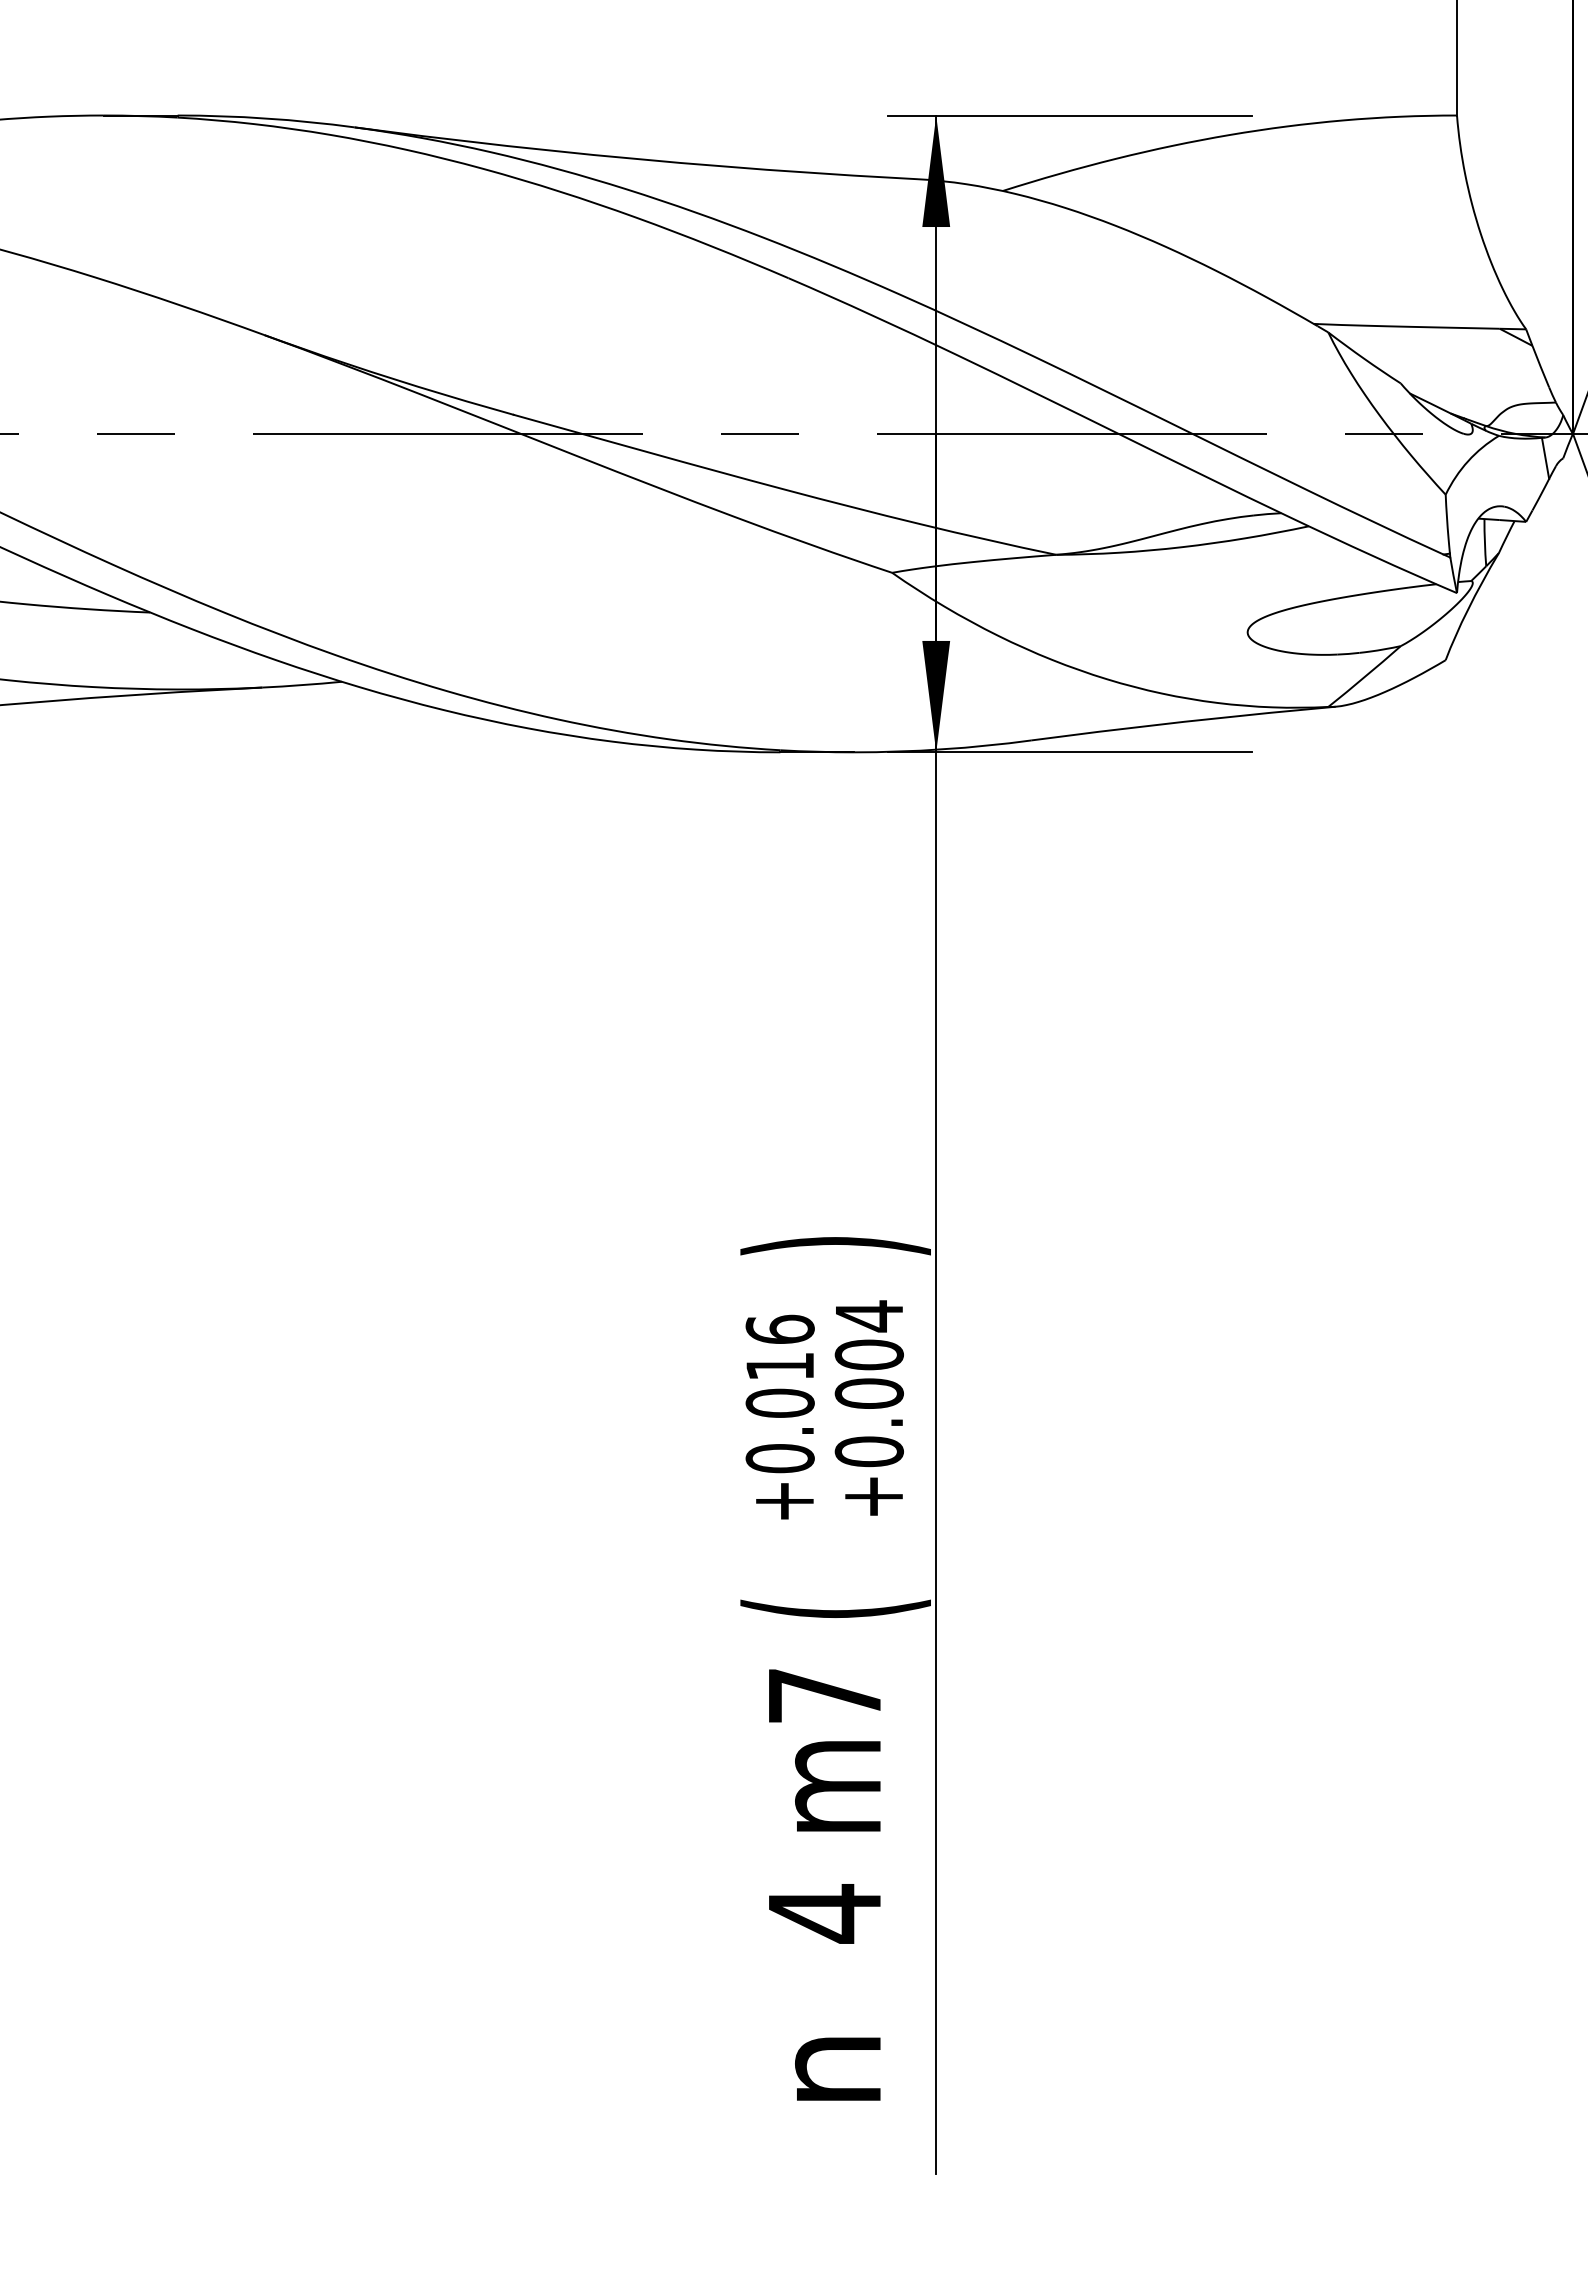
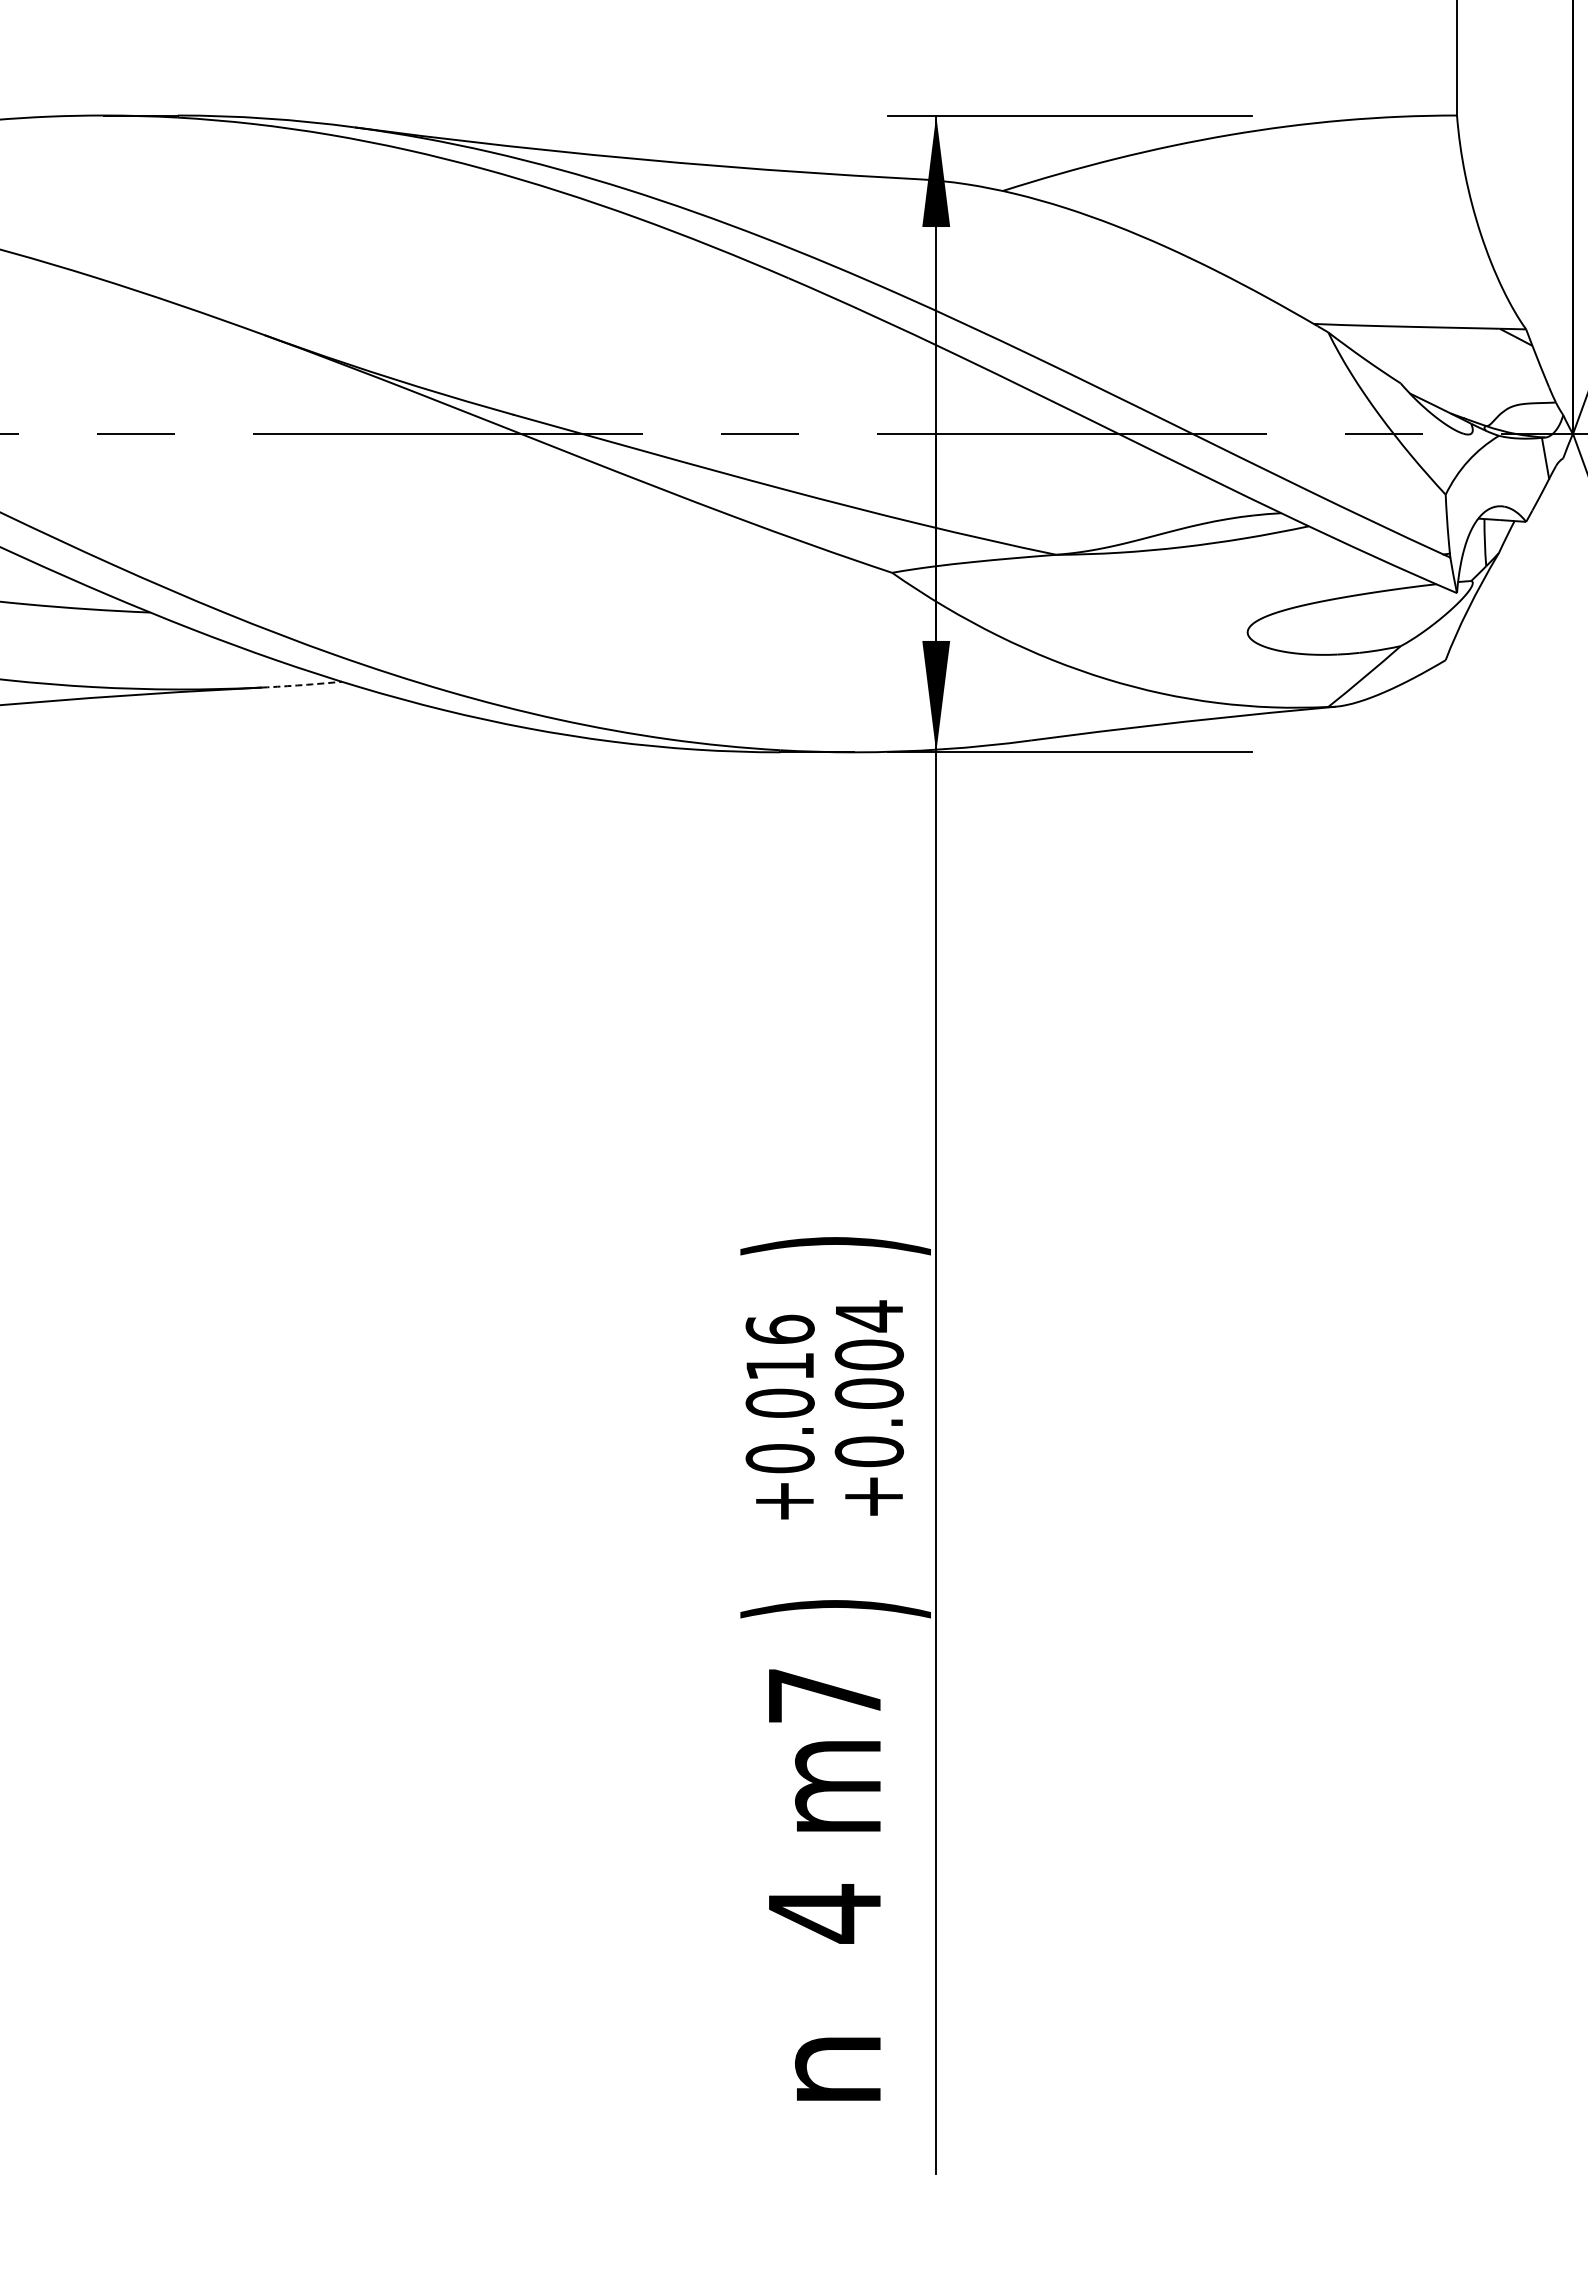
arc: solid -> dashed (302, 685)
text: ( -> ) (835, 1608)
